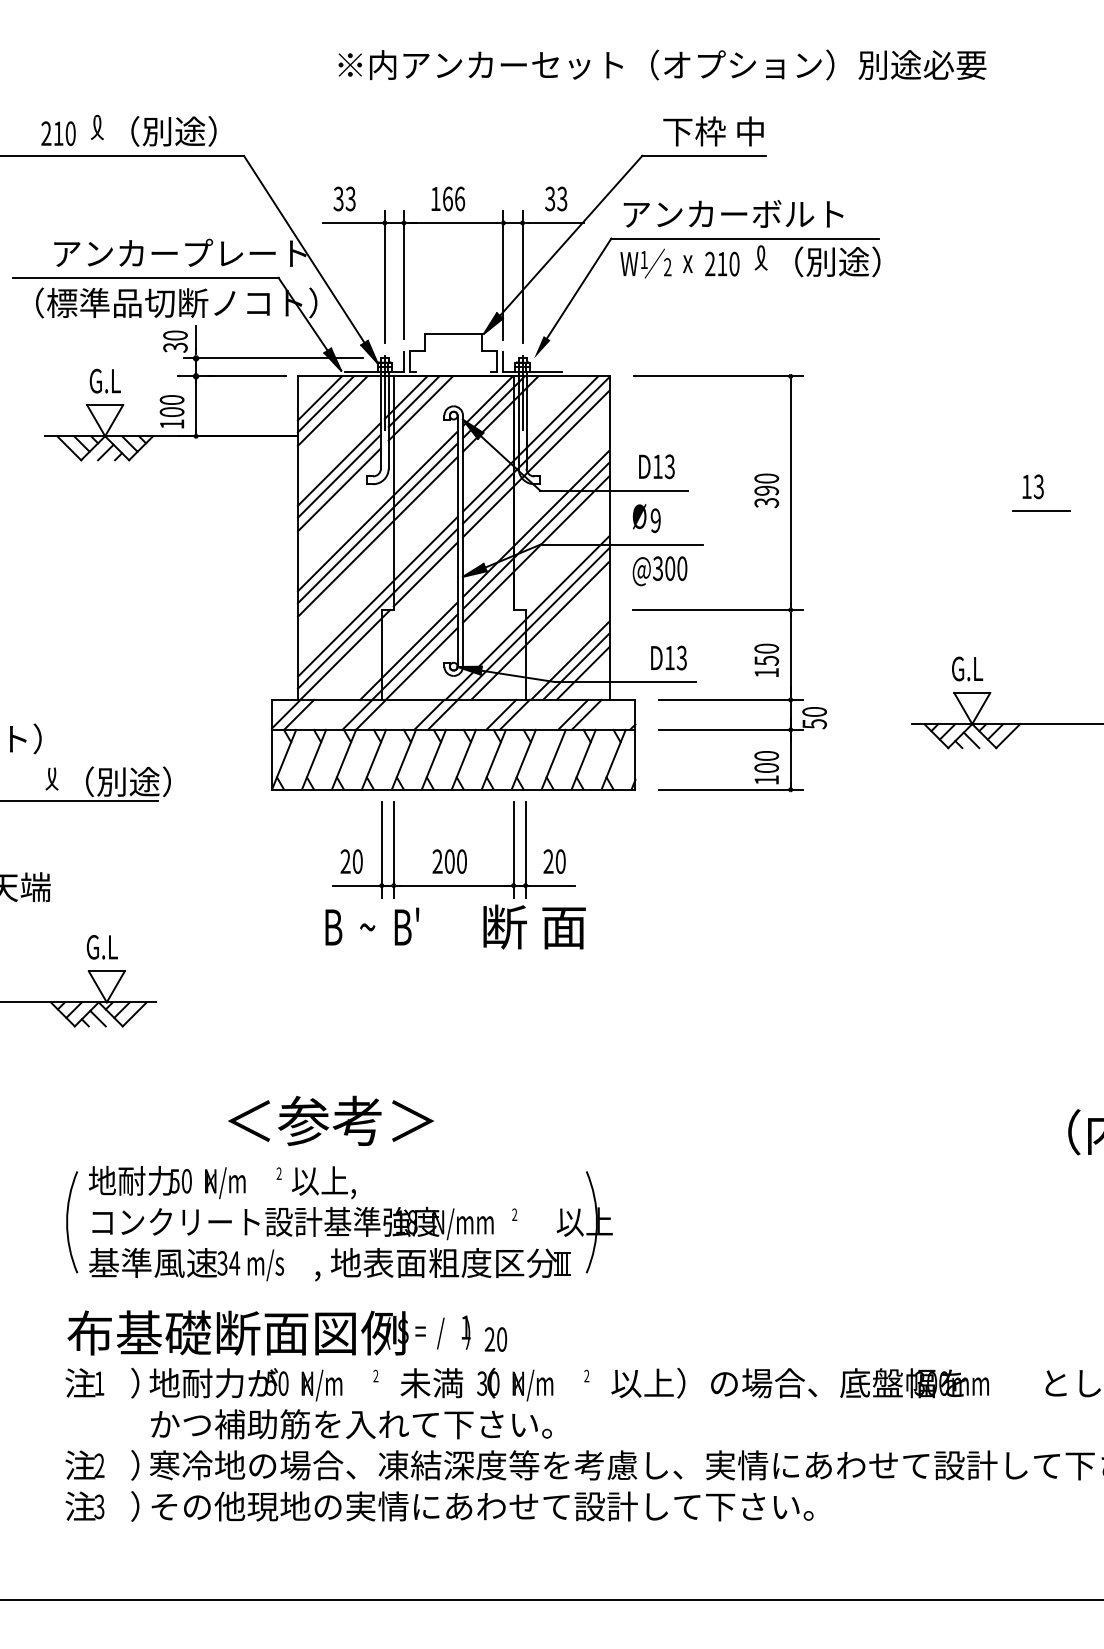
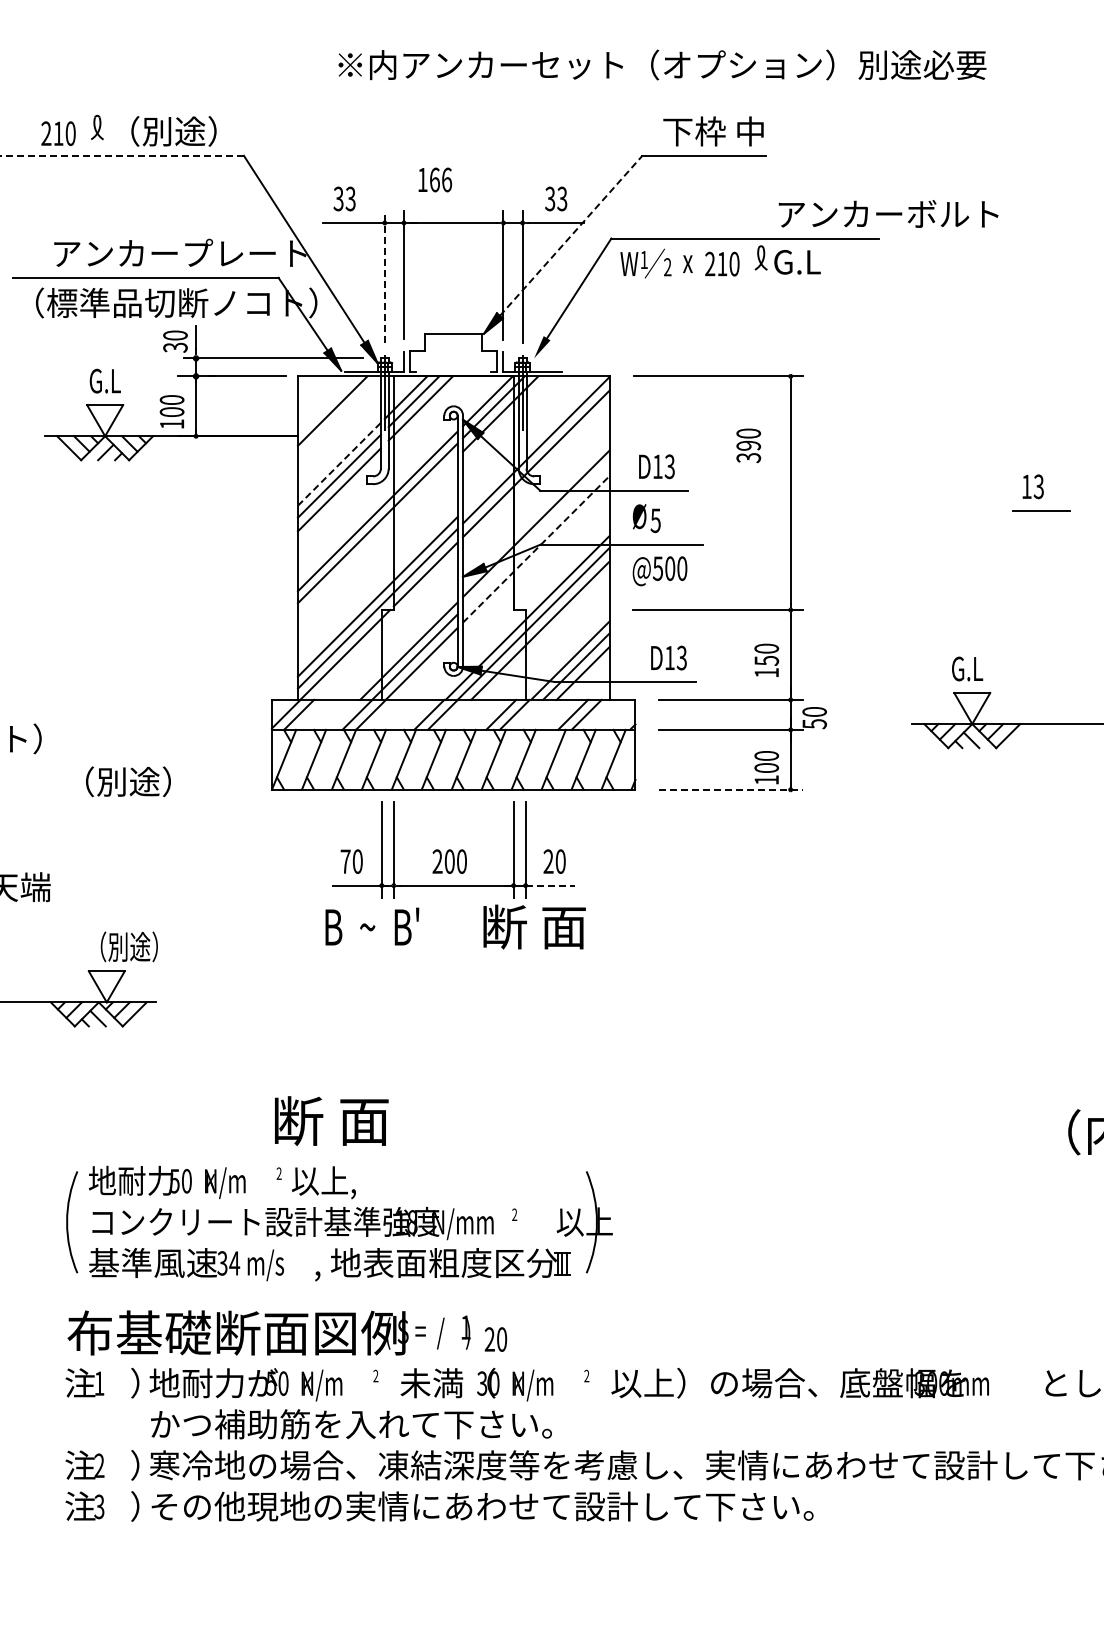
line: solid -> dashed (122, 155)
text position: (448, 198) -> (435, 179) (435, 179)
text position: (733, 213) -> (888, 213) (888, 213)
line: solid -> dashed (571, 235)
text: （別途） -> G.L (827, 261)
line: solid -> dashed (384, 276)
line: present -> none (319, 398)
line: present -> none (325, 404)
line: present -> none (530, 443)
line: solid -> dashed (339, 464)
text position: (766, 490) -> (748, 445) (748, 445)
text: 9 -> 5 (655, 520)
line: present -> none (536, 535)
line: present -> none (377, 536)
line: solid -> dashed (536, 549)
text: @300 -> @500 (657, 568)
part: present -> none (51, 778)
line: solid -> dashed (730, 789)
line: present -> none (79, 800)
text: 20 -> 70 (345, 861)
line: solid -> dashed (550, 885)
text: G.L -> （別途） (121, 946)
text: ＜参考＞ -> 断 面 (331, 1120)
line: present -> none (551, 1599)
